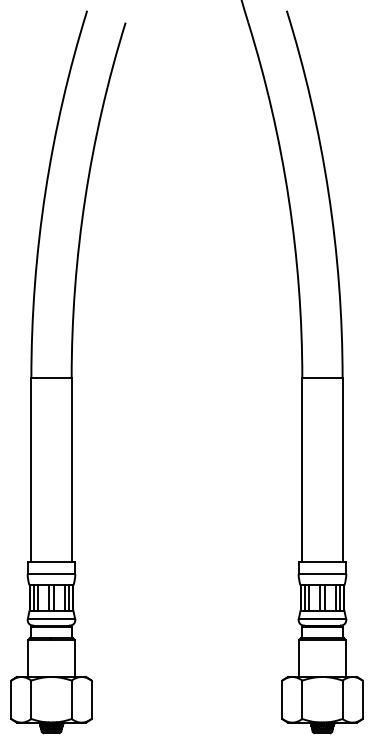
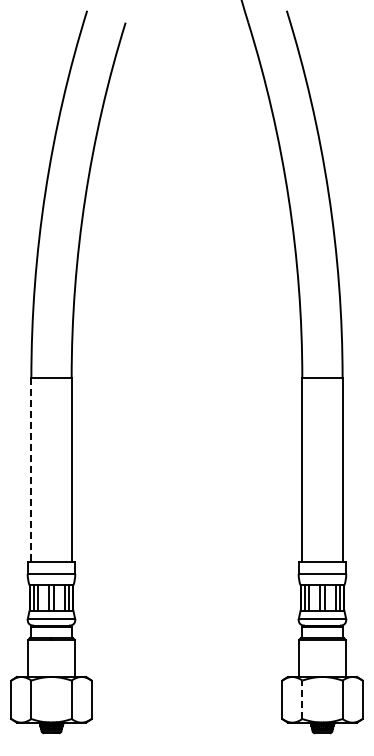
line: solid -> dashed (31, 470)
line: solid -> dashed (302, 699)
